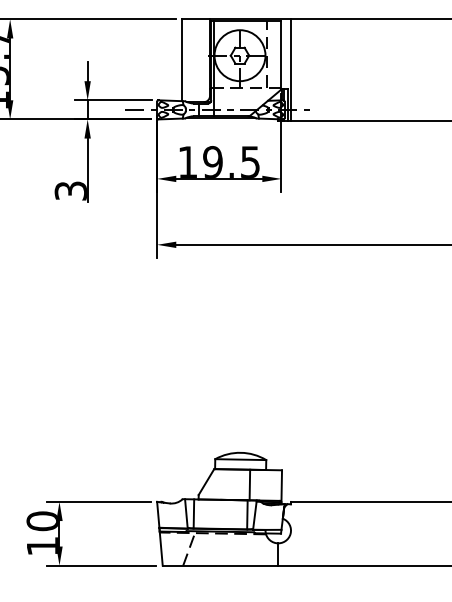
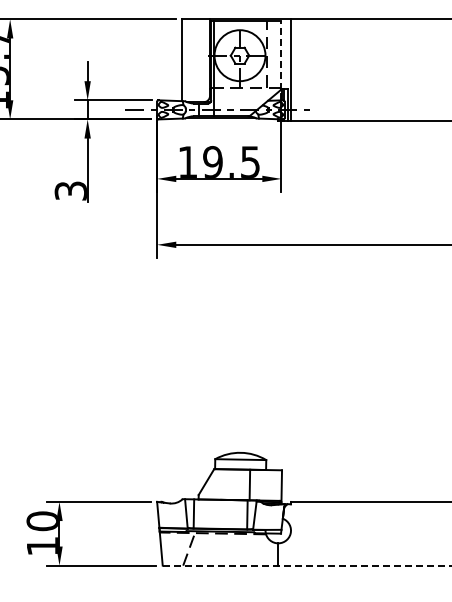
line: solid -> dashed (281, 54)
line: solid -> dashed (307, 565)
